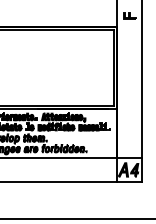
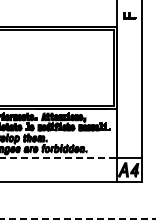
line: solid -> dashed (59, 157)
line: solid -> dashed (78, 218)
